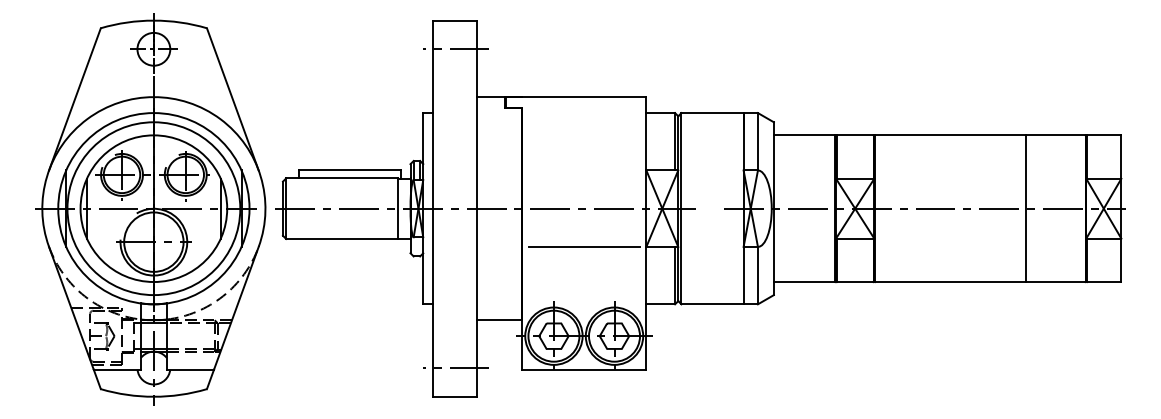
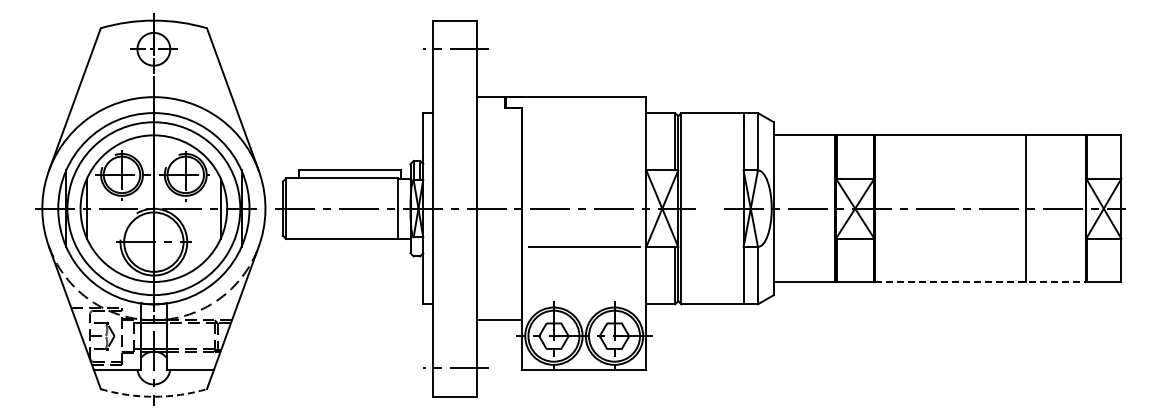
line: solid -> dashed (980, 282)
arc: solid -> dashed (153, 396)
